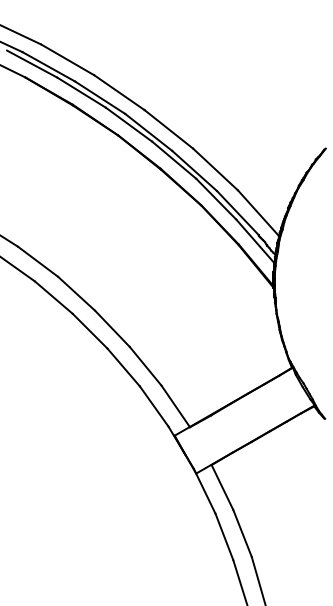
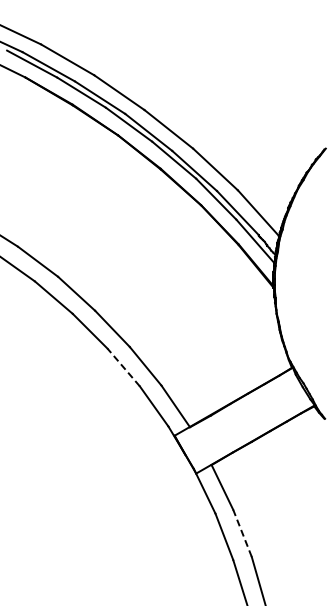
line: solid -> dashed (123, 367)
line: solid -> dashed (242, 532)
